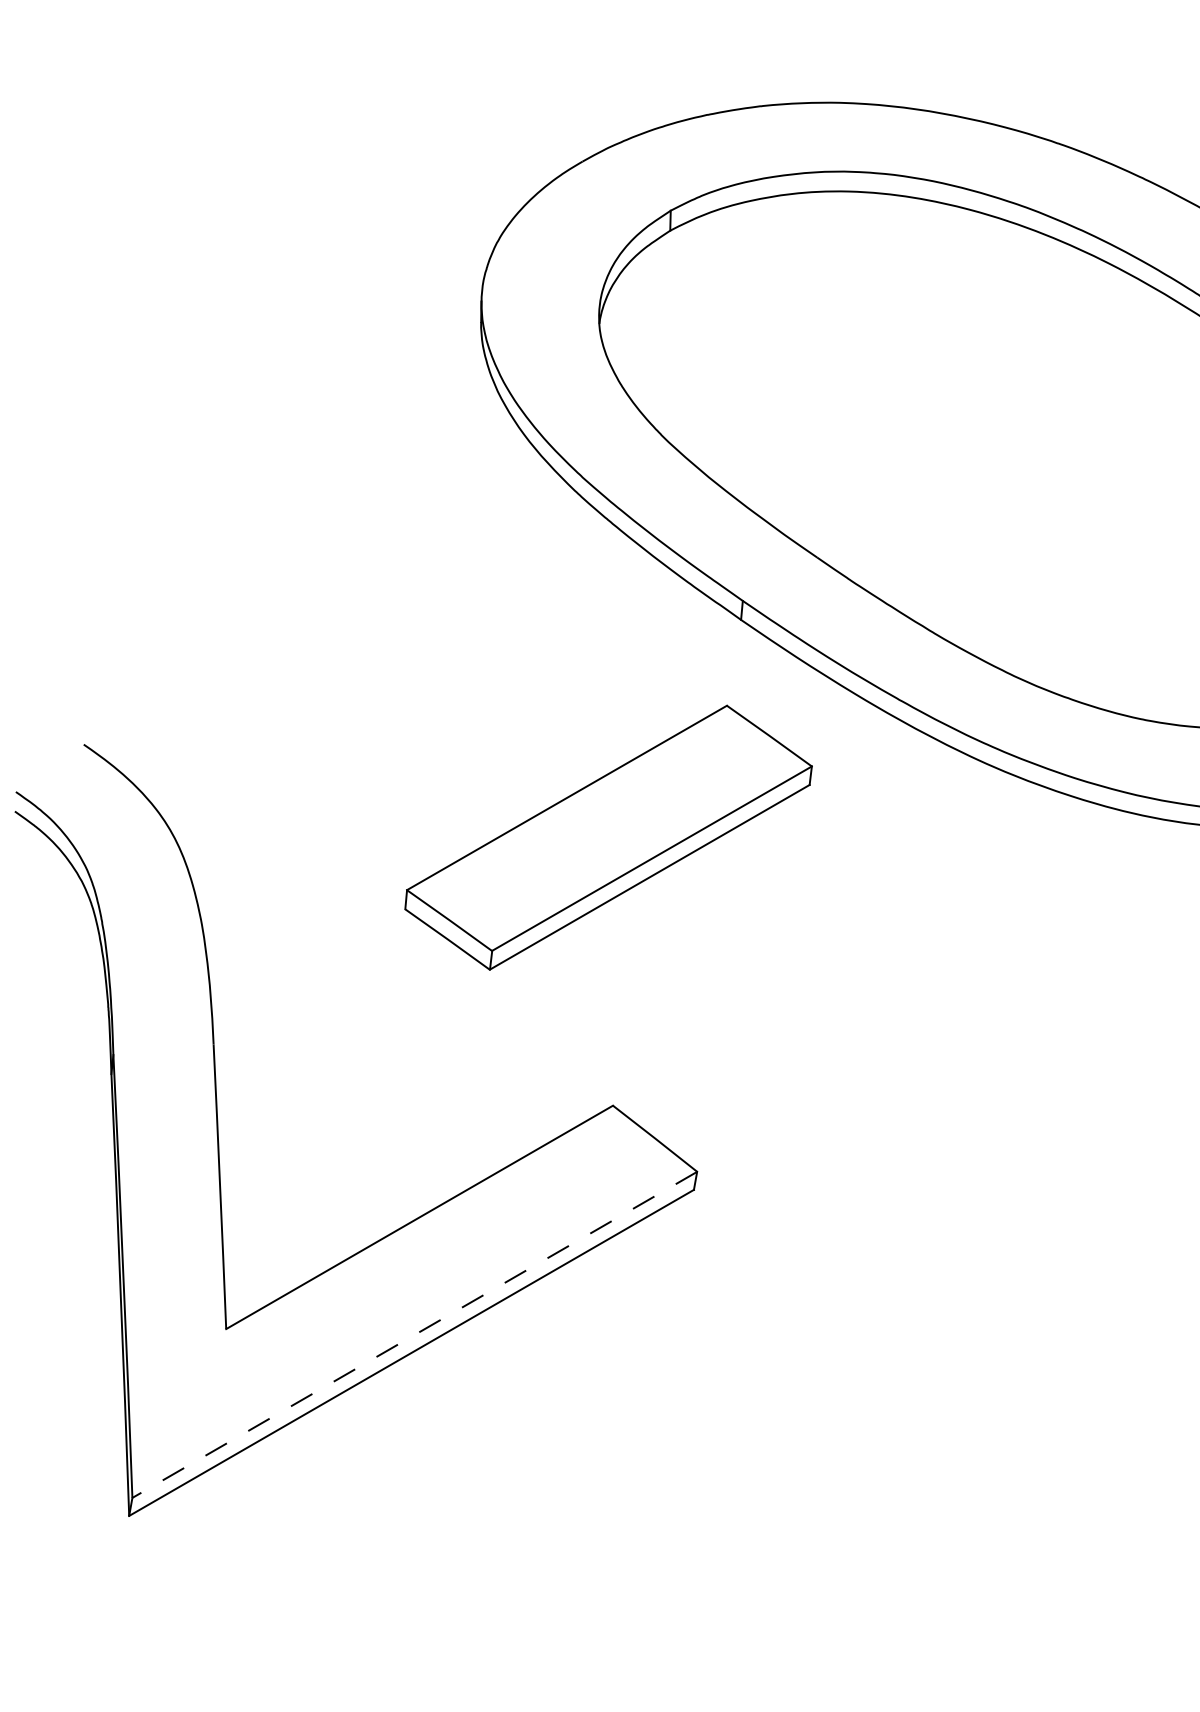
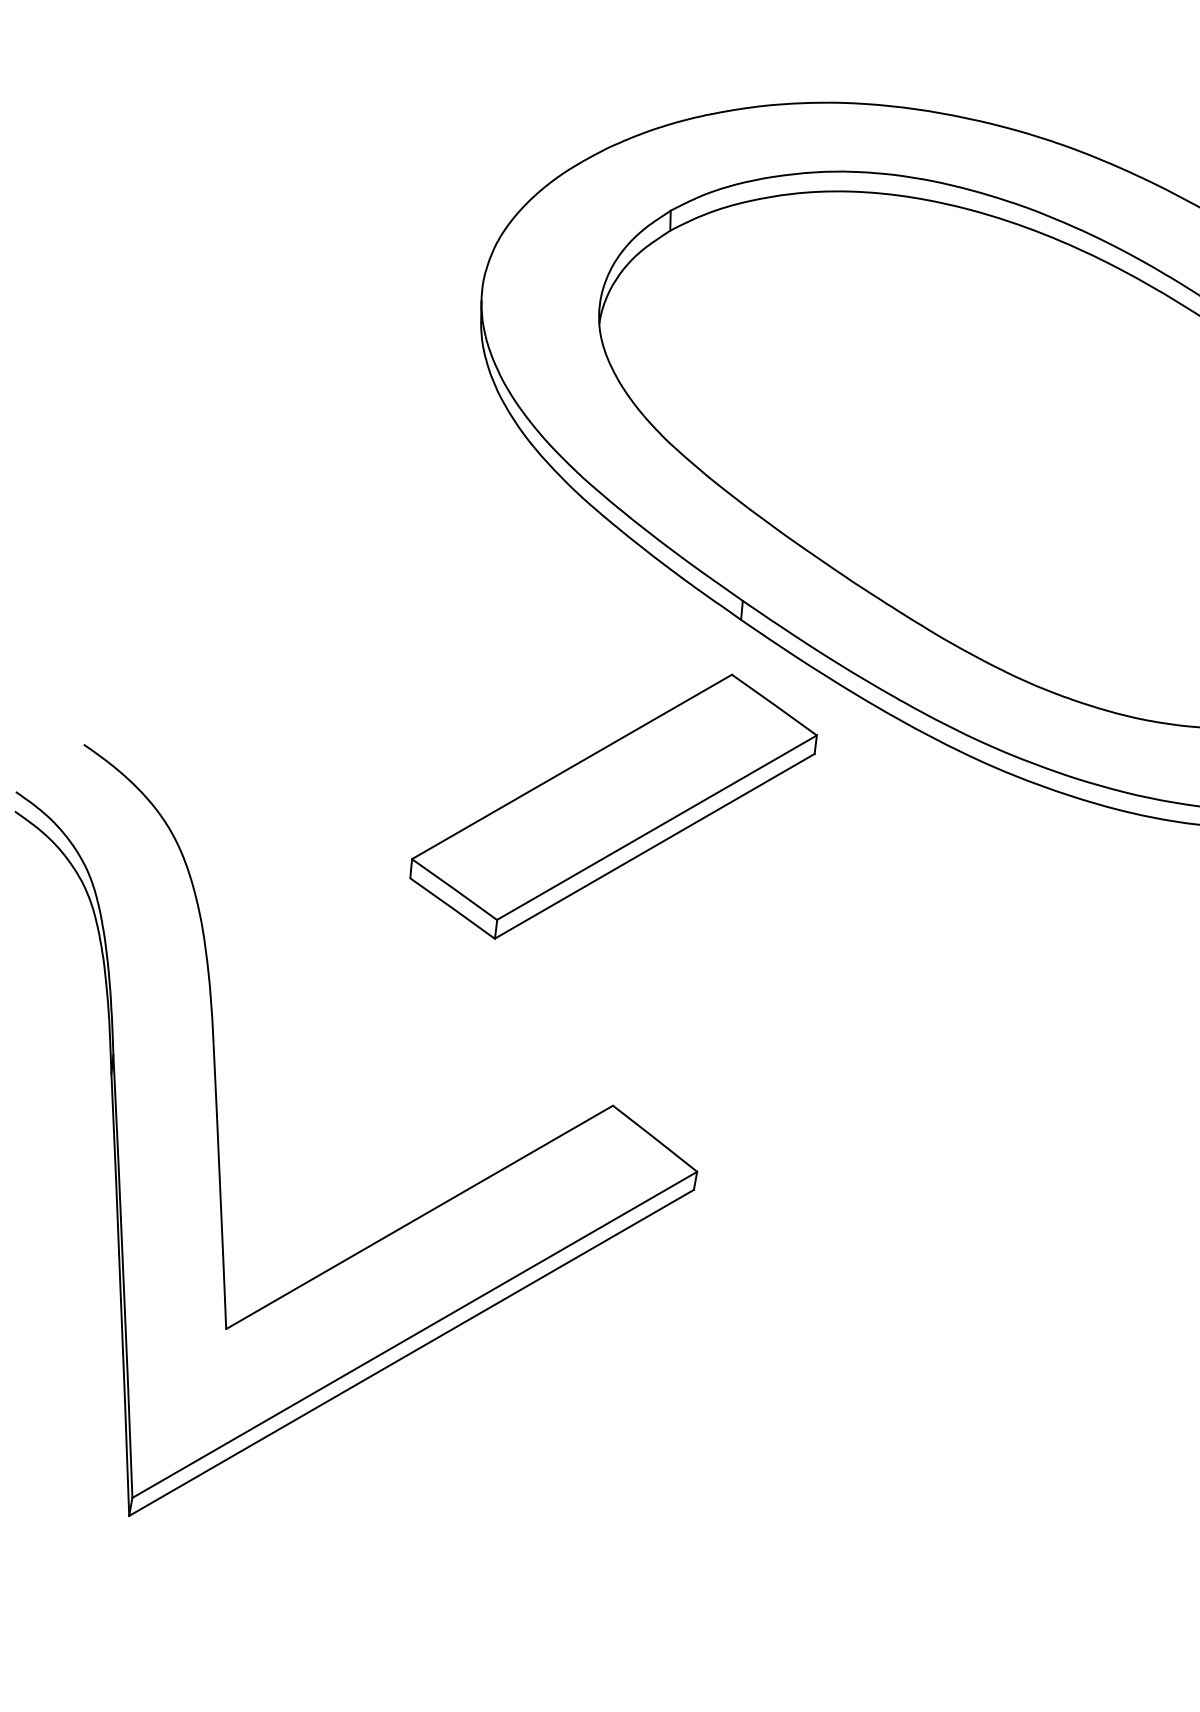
part position: (608, 837) -> (613, 806) (613, 806)
line: dashed -> solid (414, 1335)
